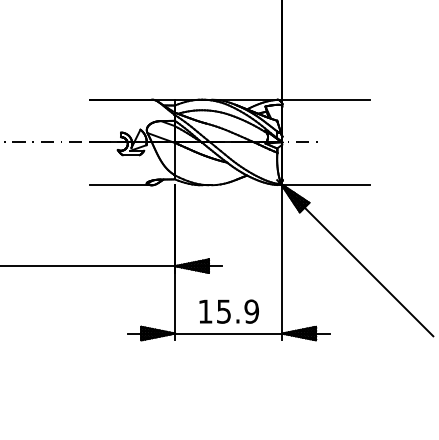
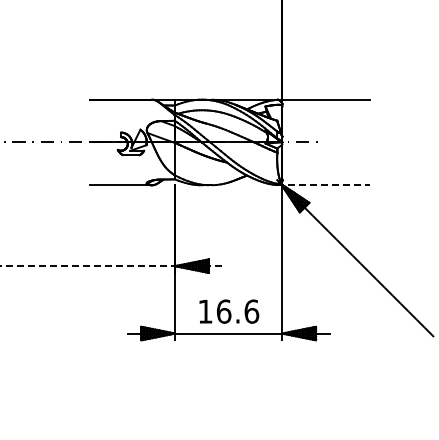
line: solid -> dashed (324, 185)
line: solid -> dashed (111, 266)
text: 15.9 -> 16.6 (237, 311)
